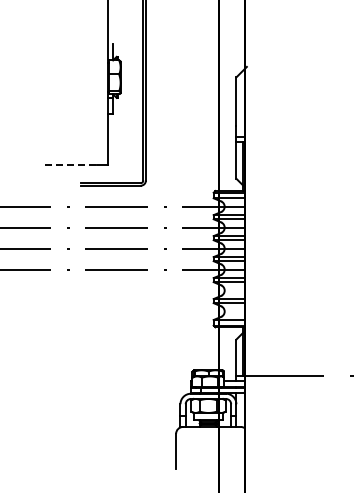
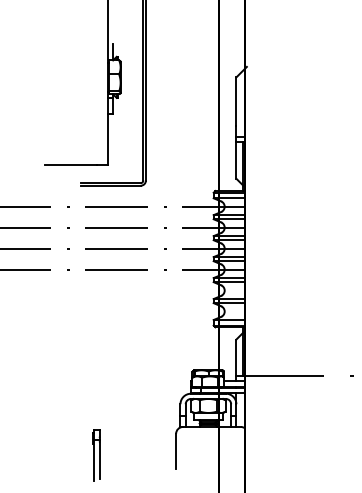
line: dashed -> solid (71, 164)
part: none -> present (96, 455)
